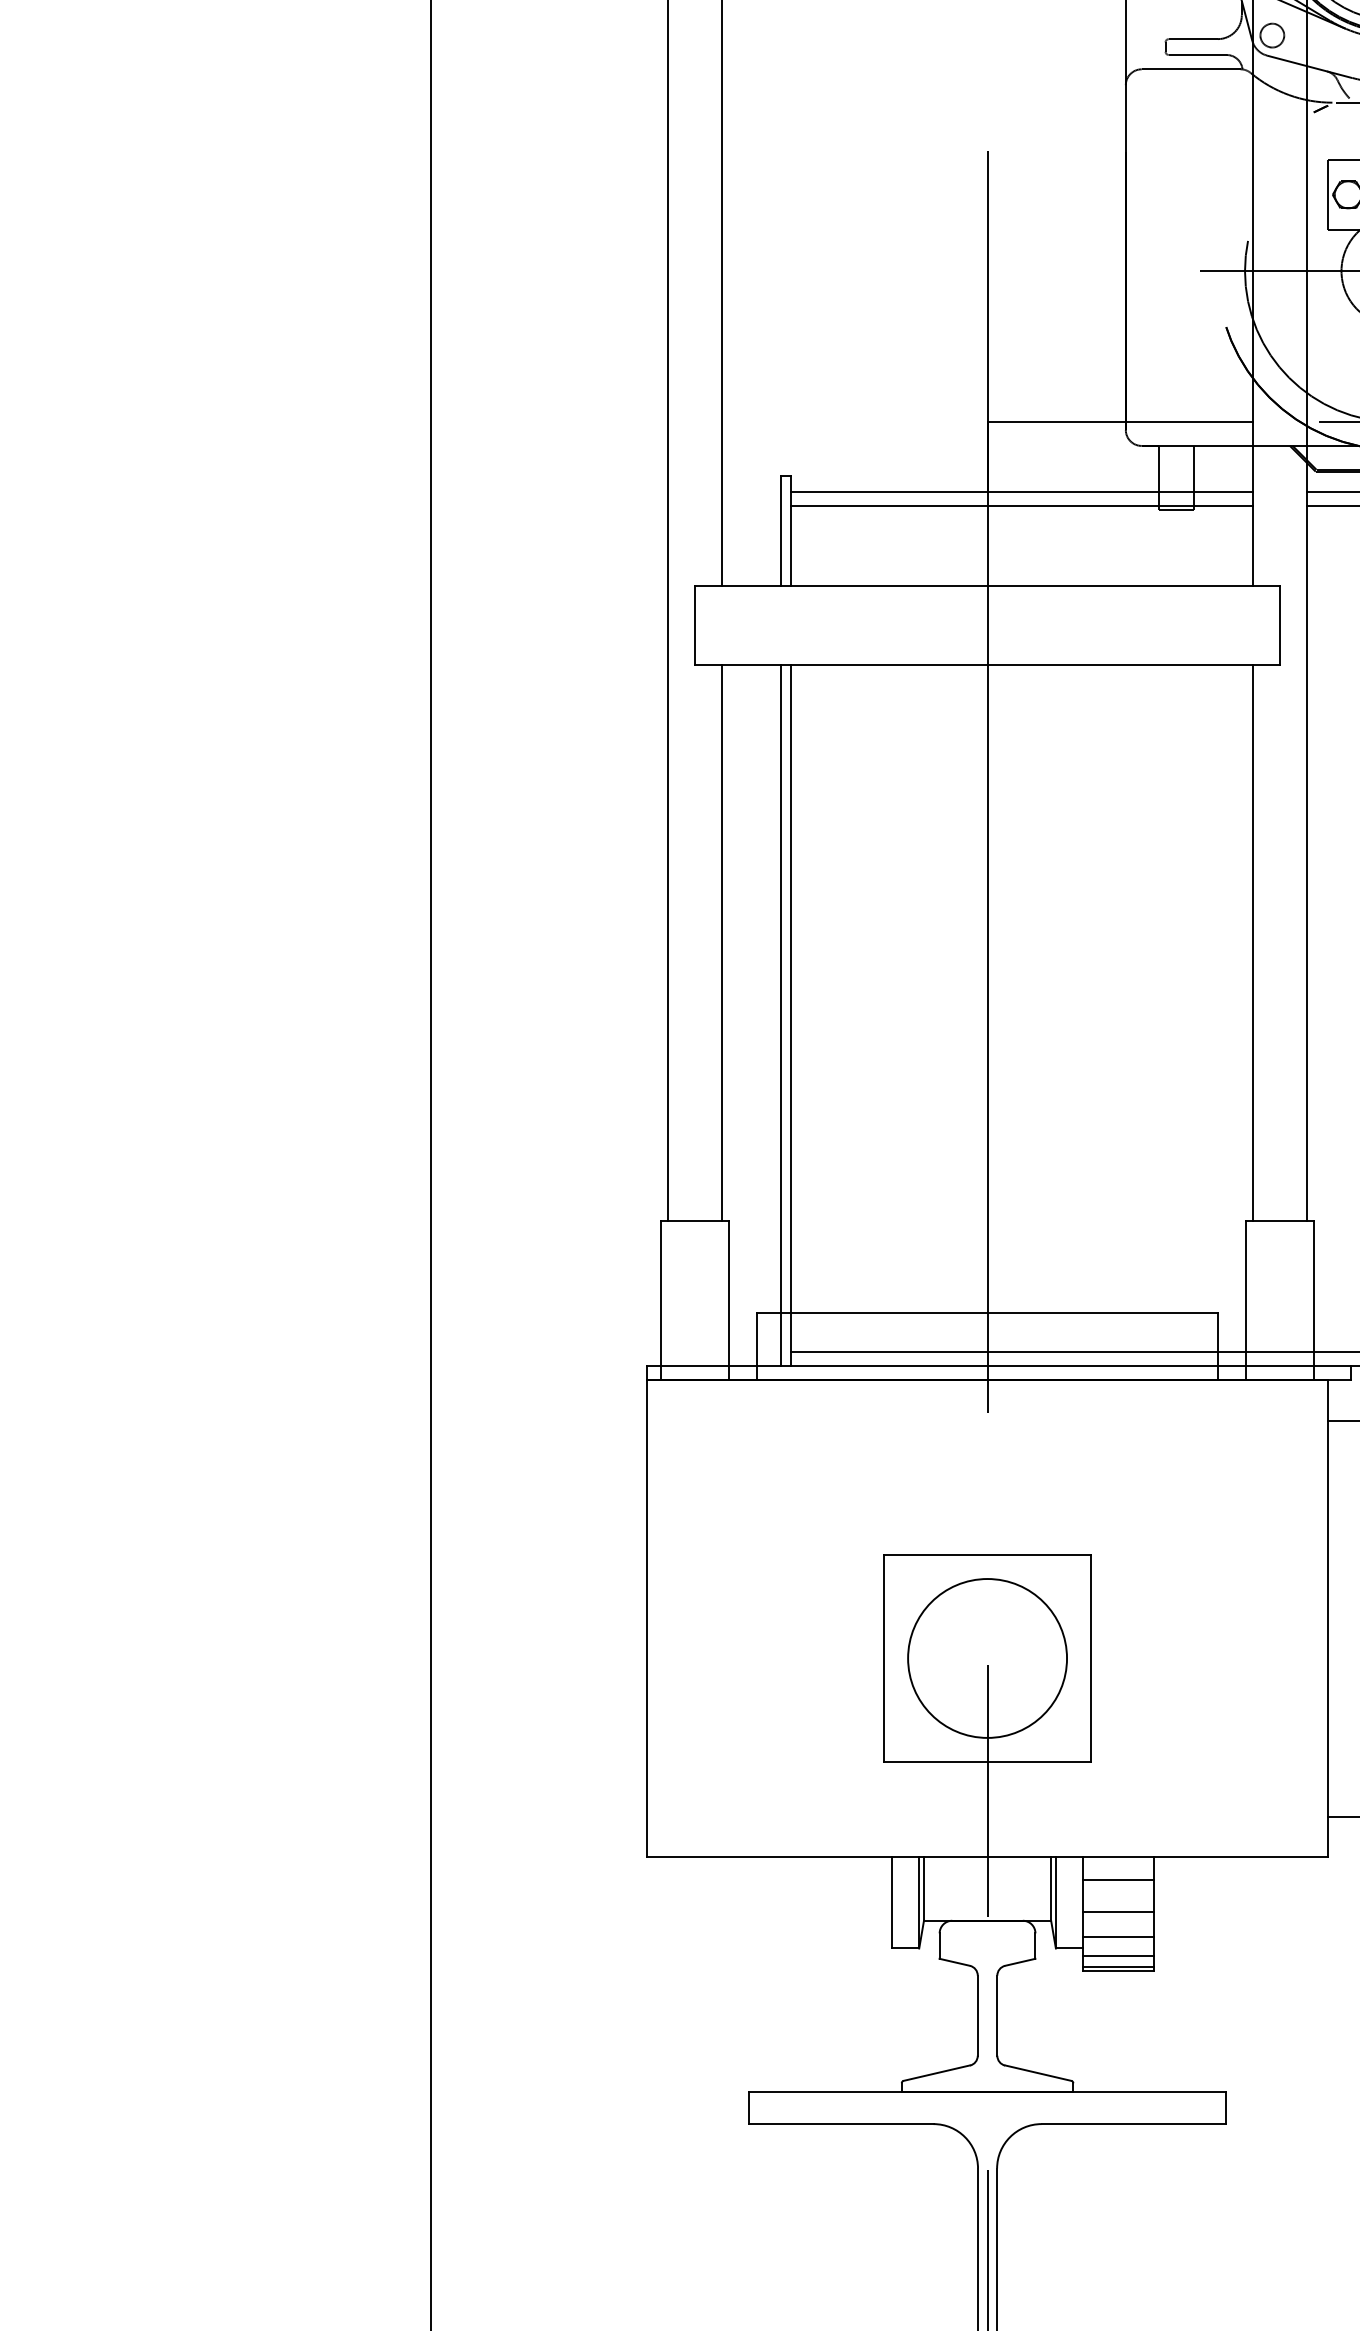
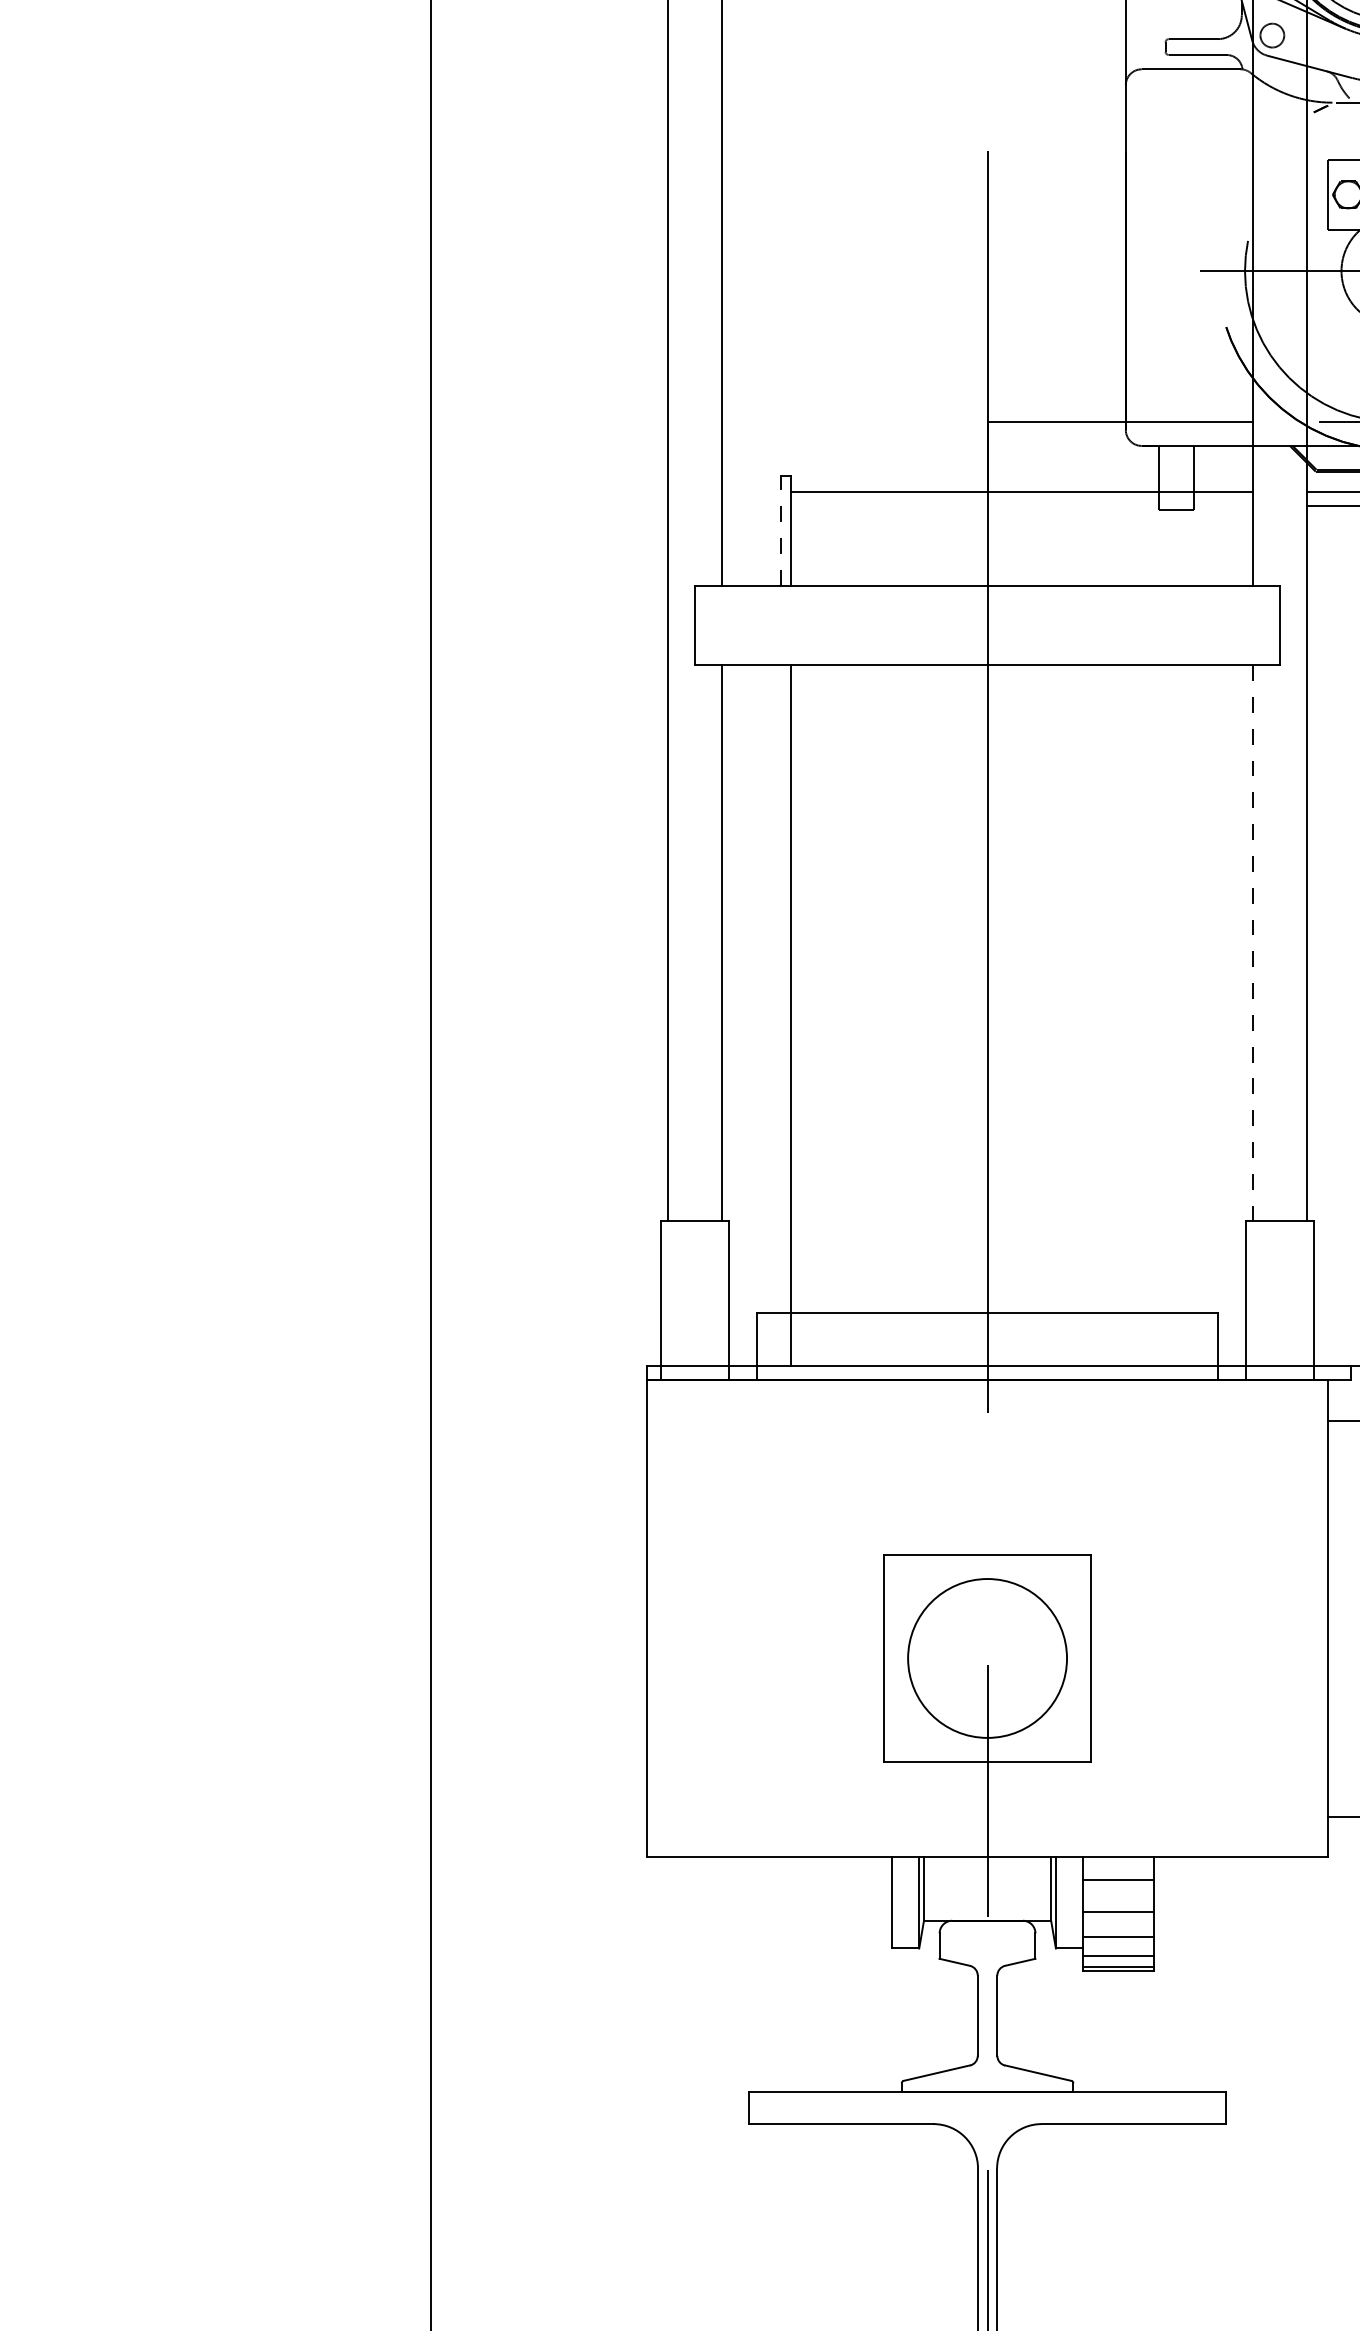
line: present -> none (1021, 506)
line: solid -> dashed (780, 530)
line: solid -> dashed (1252, 943)
line: present -> none (780, 1015)
line: present -> none (1073, 1351)
